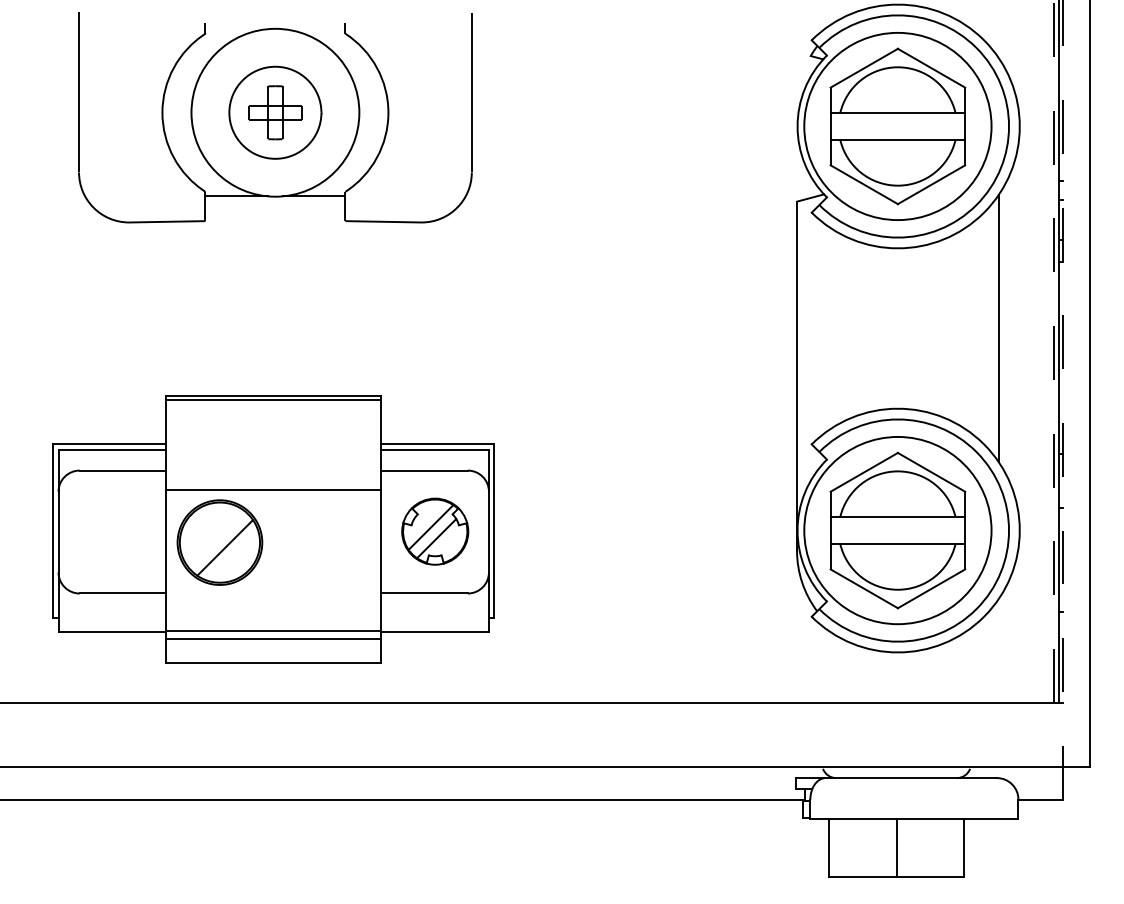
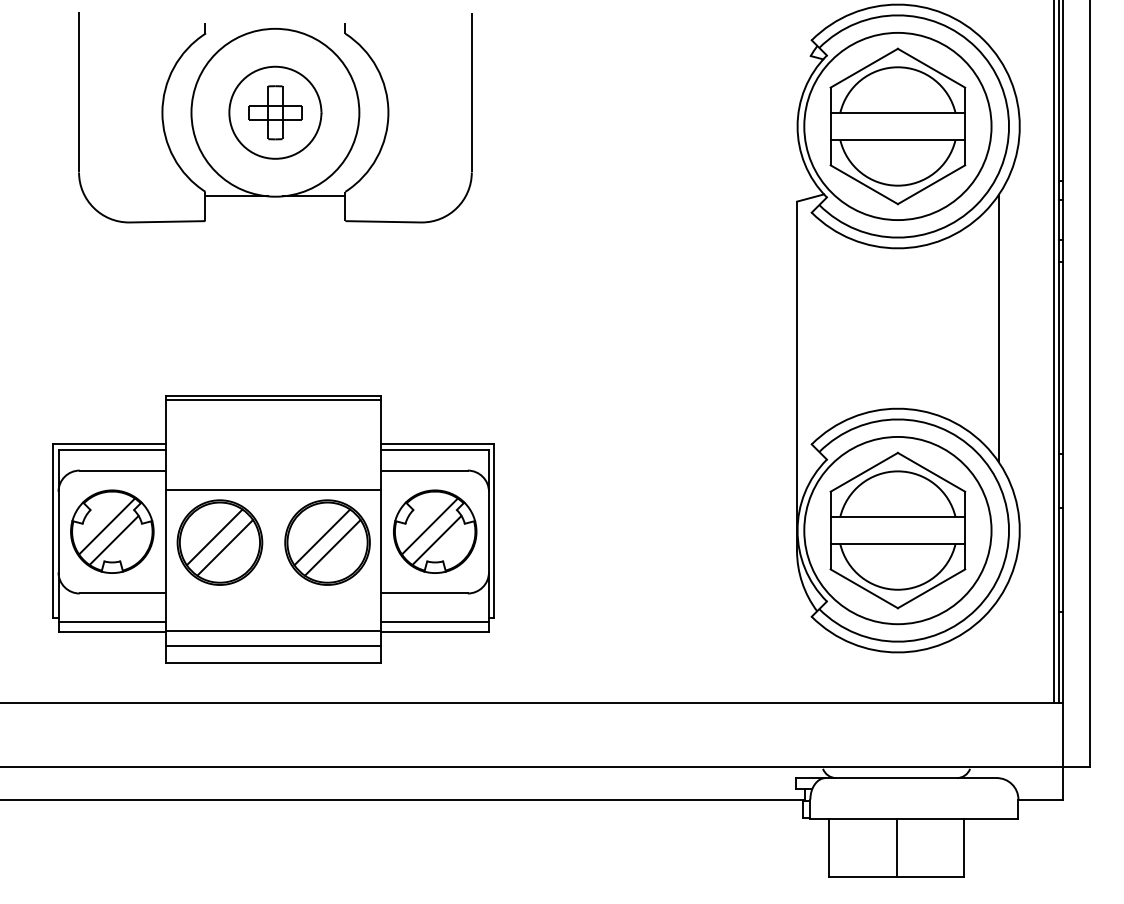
line: dashed -> solid (1053, 351)
line: dashed -> solid (1063, 399)
part: none -> present (112, 531)
part size: 69x69 px -> 85x85 px (435, 531)
line: none -> present (214, 537)
part: none -> present (327, 542)
line: none -> present (112, 621)
line: none -> present (434, 621)
line position: (273, 638) -> (273, 645) (273, 645)
